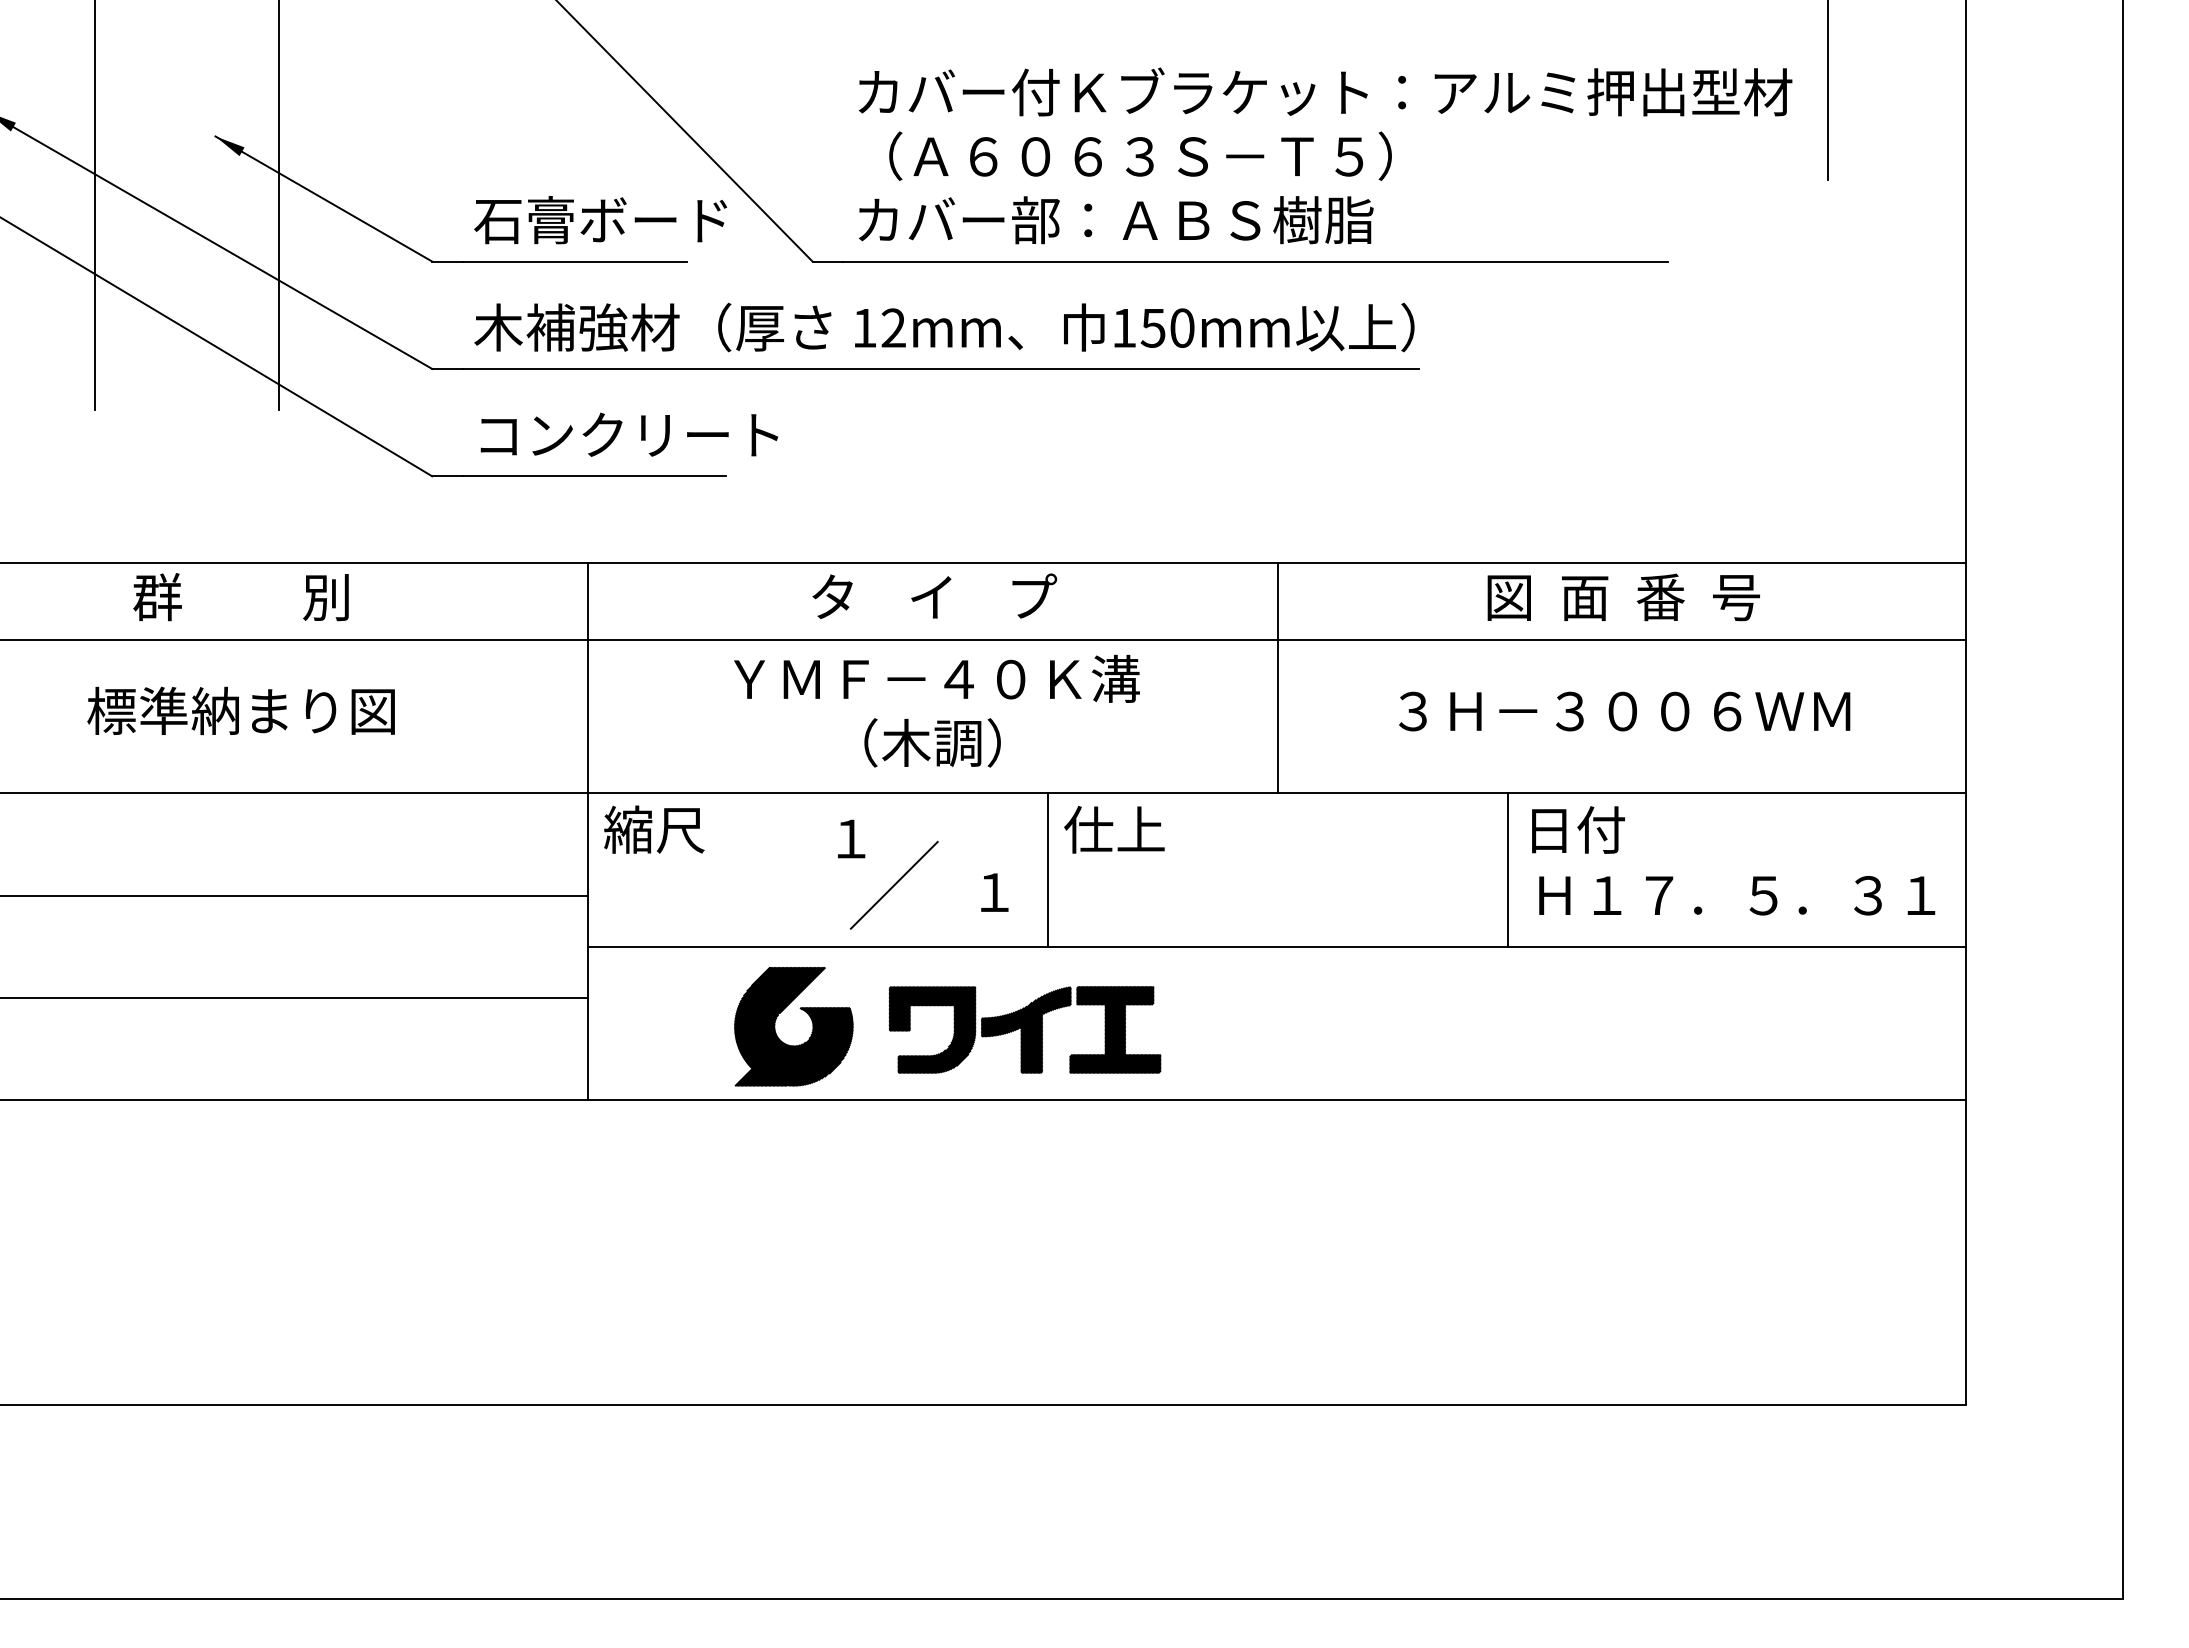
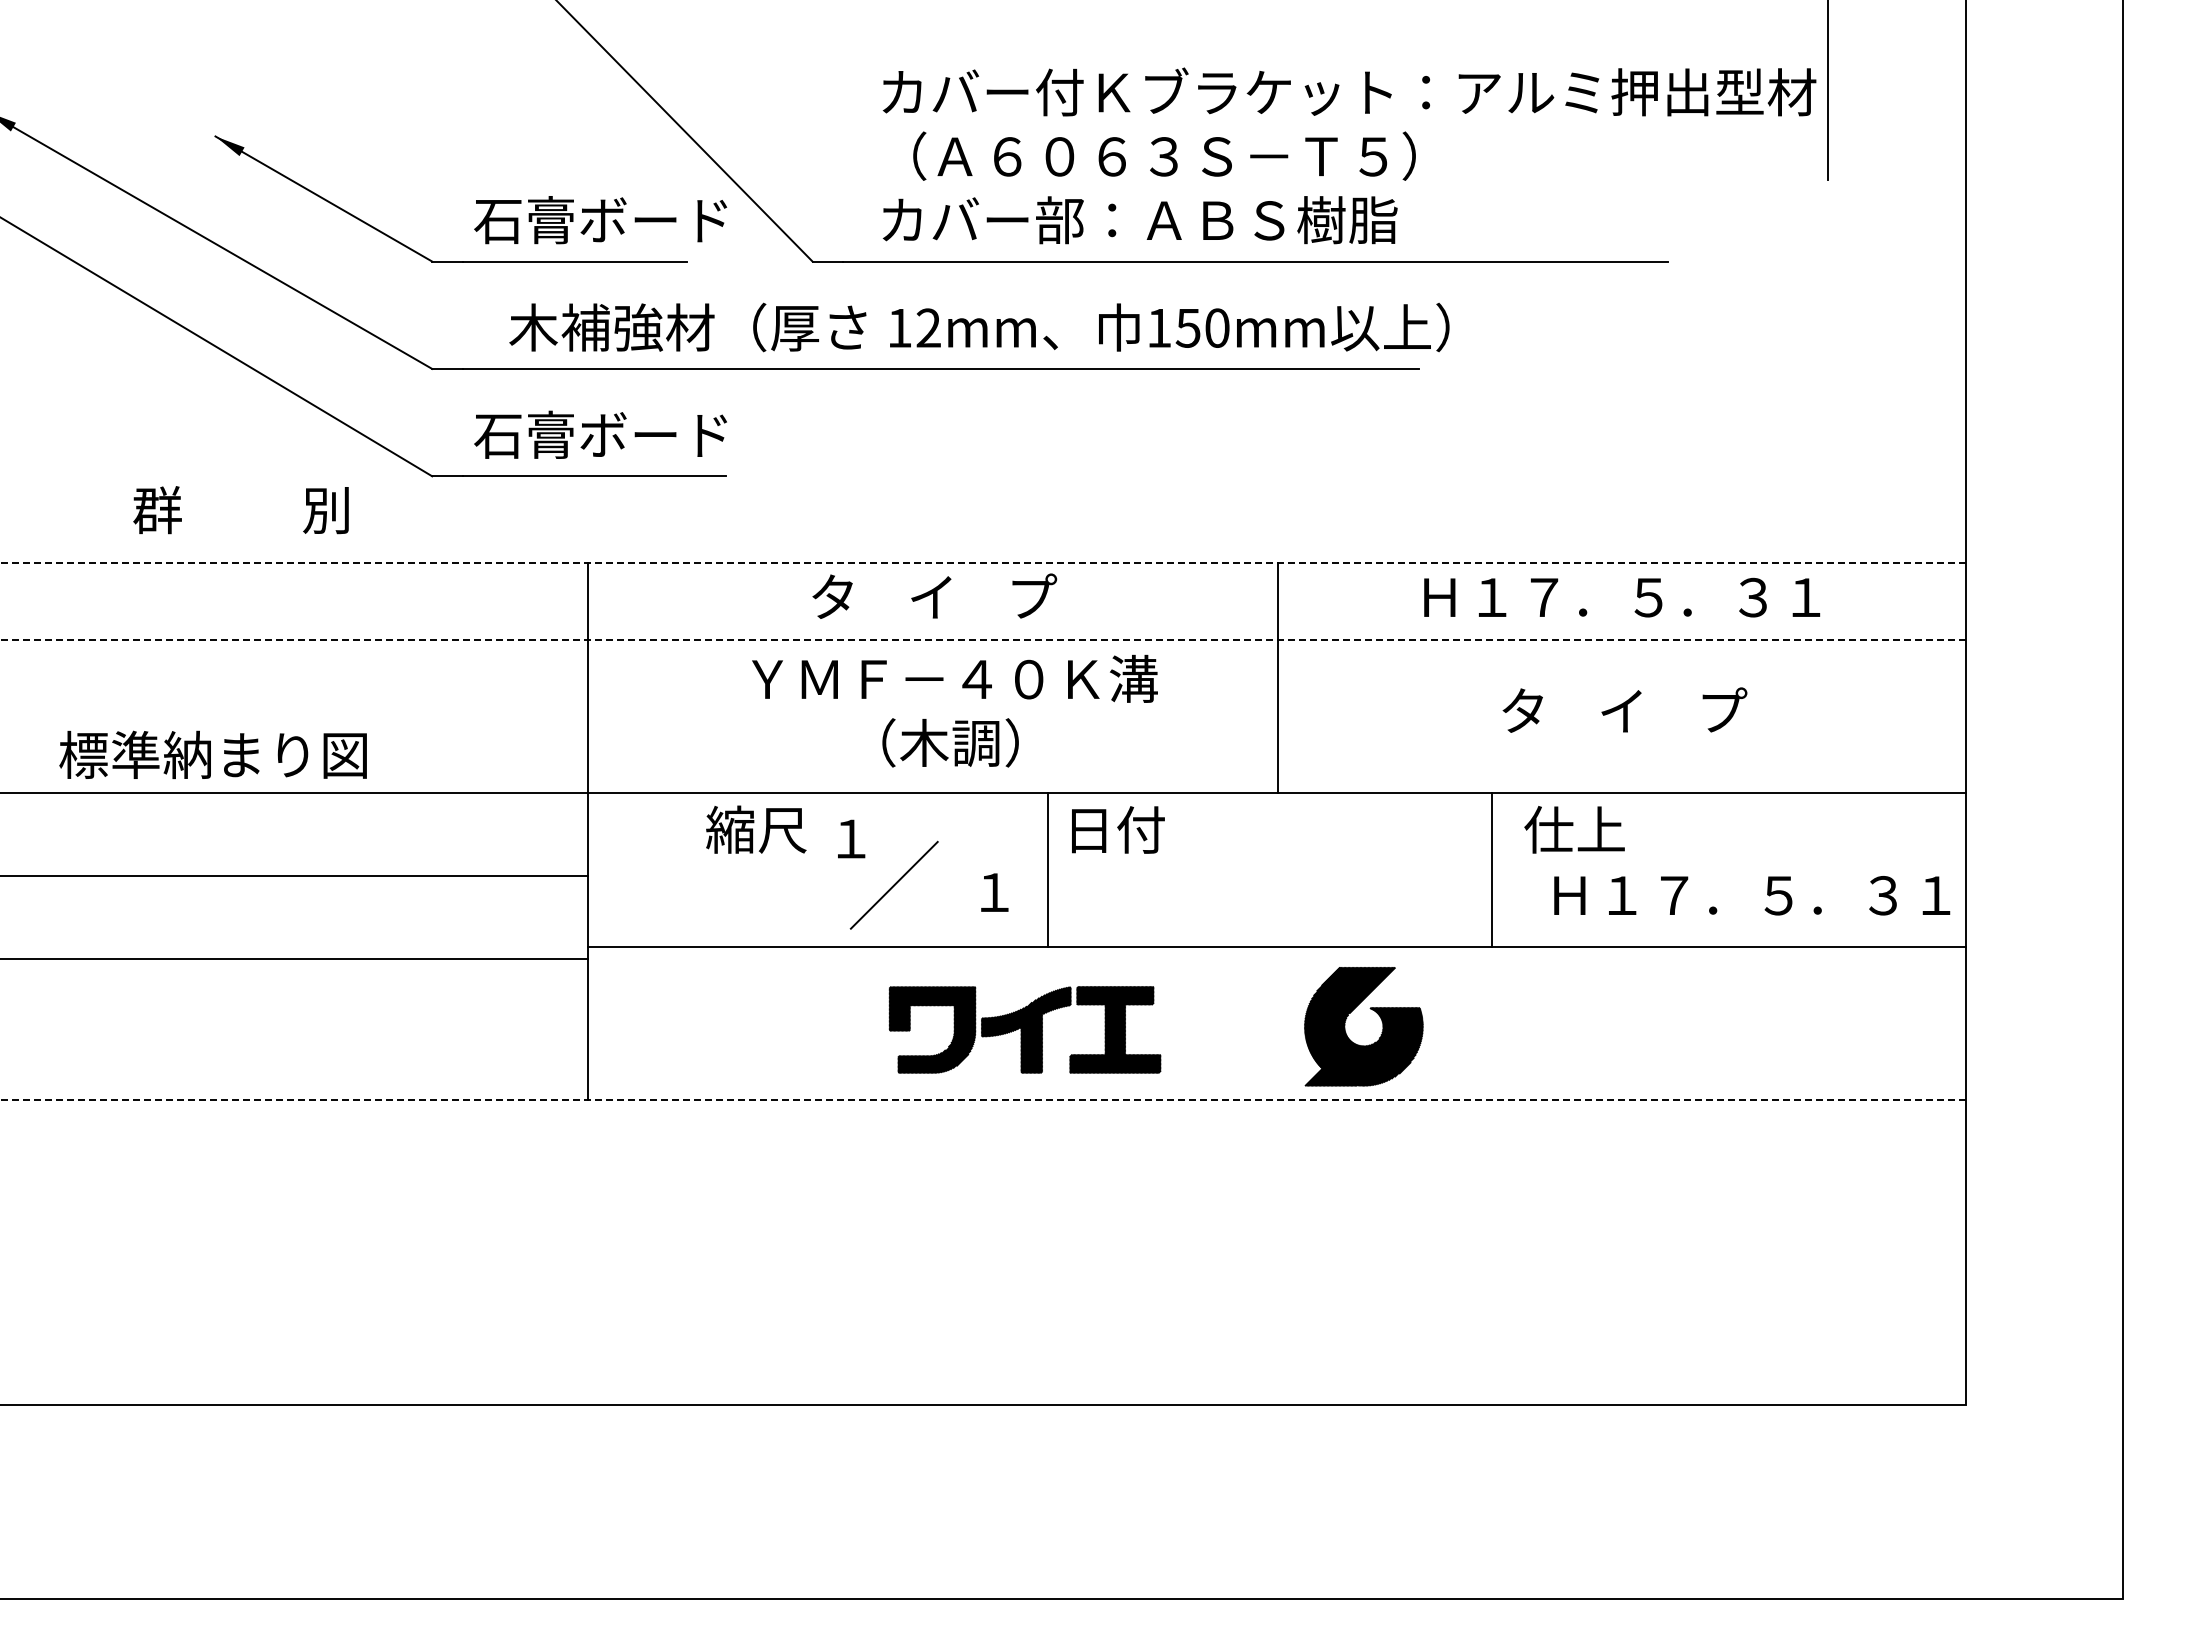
text position: (1325, 155) -> (1349, 155) (1349, 155)
line: present -> none (94, 205)
line: present -> none (278, 205)
text position: (944, 327) -> (979, 327) (979, 327)
text: コンクリート -> 石膏ボード (626, 434)
line: solid -> dashed (983, 563)
text position: (240, 597) -> (240, 510) (240, 510)
text: 図  面  番  号 -> Ｈ１７．５．３１ (1622, 597)
line: solid -> dashed (983, 639)
text: ３Ｈ－３００６ＷＭ -> タ    イ    プ (1624, 709)
text position: (240, 710) -> (212, 754) (212, 754)
text position: (936, 710) -> (954, 710) (954, 710)
text position: (654, 829) -> (756, 829) (756, 829)
text: 仕上 -> 日付 (1114, 829)
text: 日付 -> 仕上 (1574, 829)
line position: (1507, 869) -> (1491, 869) (1491, 869)
line position: (294, 895) -> (294, 875) (294, 875)
text position: (1737, 895) -> (1752, 895) (1752, 895)
line position: (294, 997) -> (294, 958) (294, 958)
part position: (777, 1018) -> (1347, 1018) (1347, 1018)
line: solid -> dashed (983, 1100)
